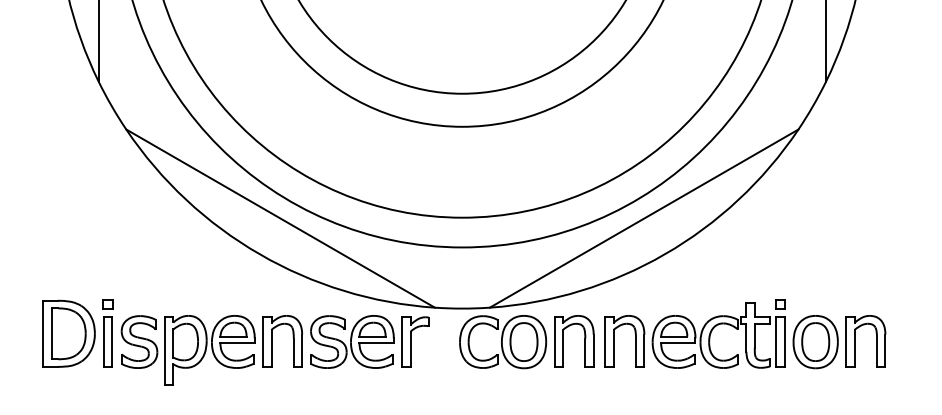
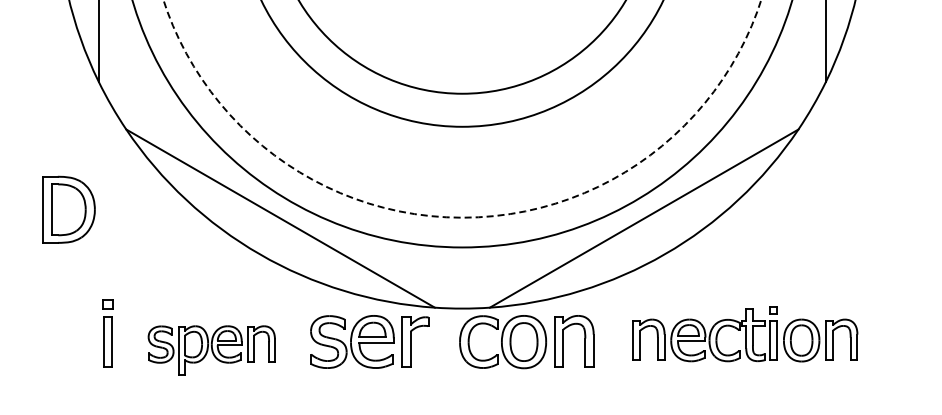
circle: solid -> dashed (462, 108)
part position: (68, 333) -> (68, 209) (68, 209)
part size: 283x71 px -> 227x57 px (745, 334)
part size: 183x71 px -> 129x51 px (211, 350)
